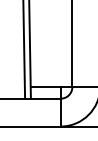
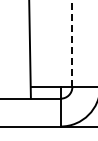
line: solid -> dashed (72, 43)
line: present -> none (24, 50)
